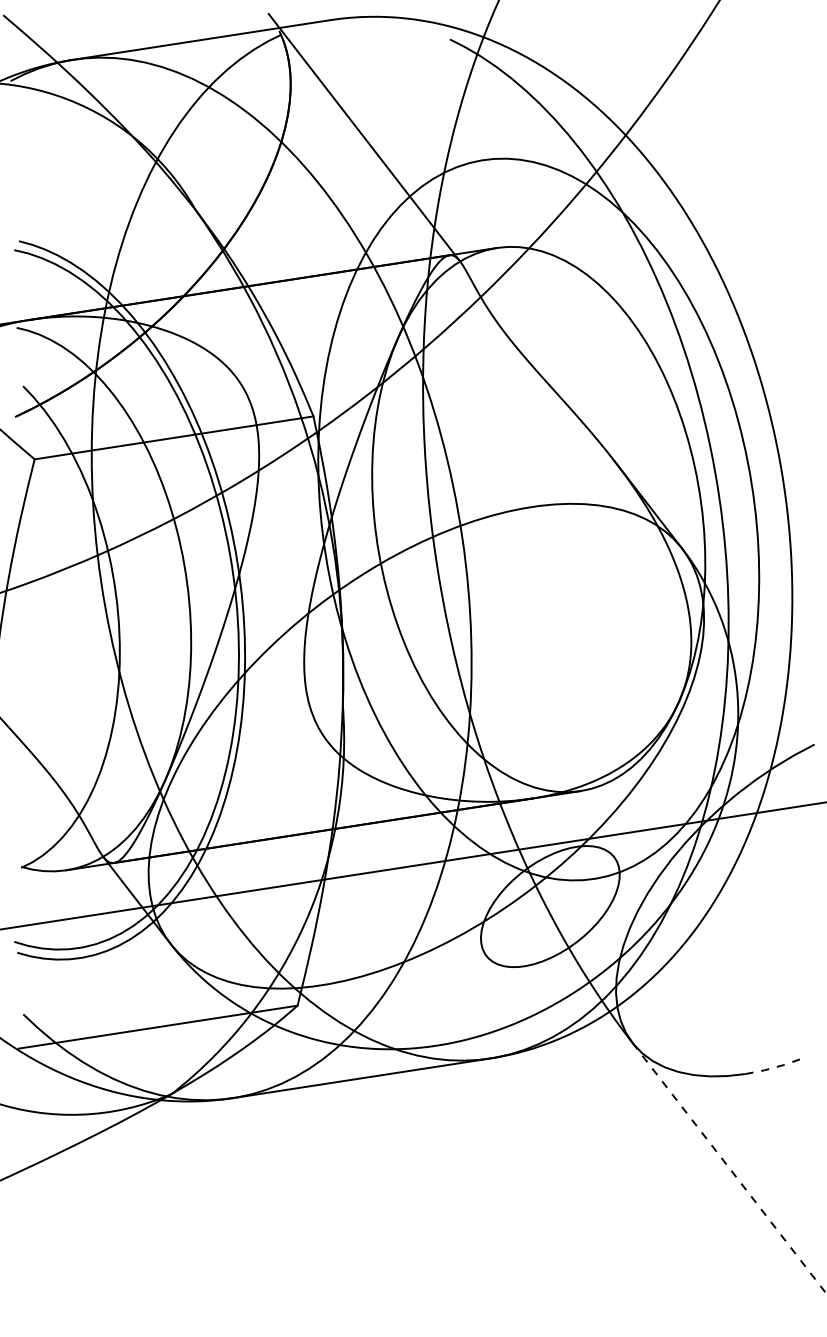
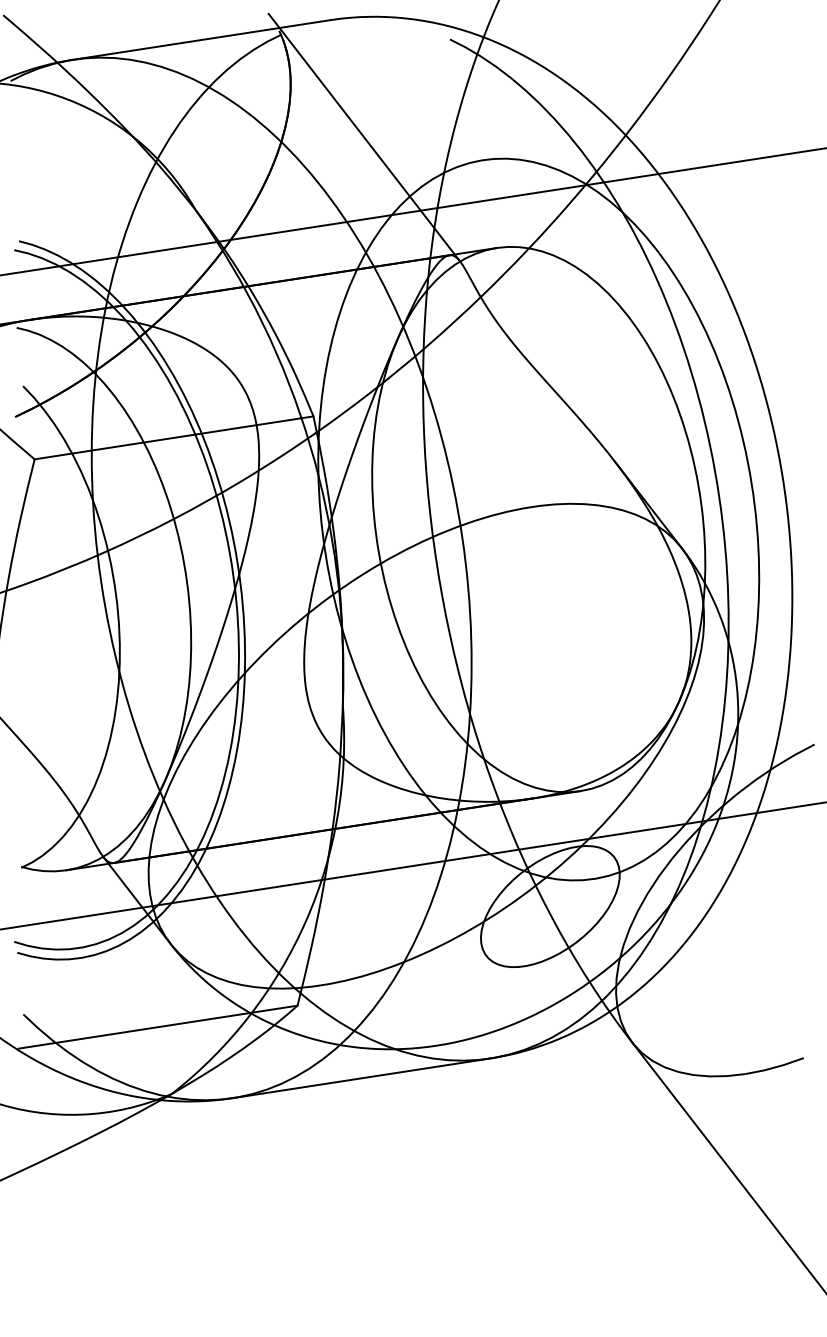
line: none -> present (412, 211)
line: dashed -> solid (775, 1067)
line: dashed -> solid (729, 1168)
